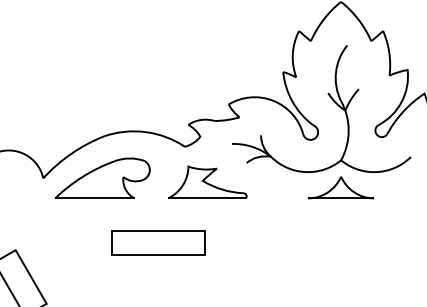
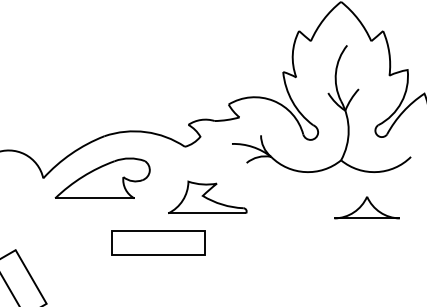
part position: (207, 181) -> (207, 196) (207, 196)
part position: (340, 187) -> (366, 207) (366, 207)
